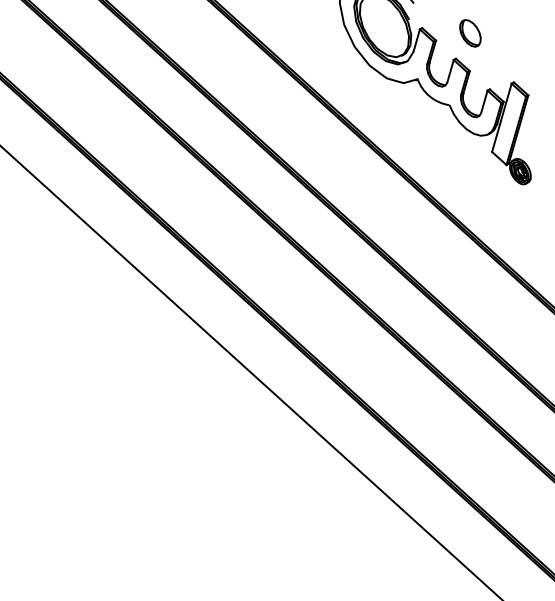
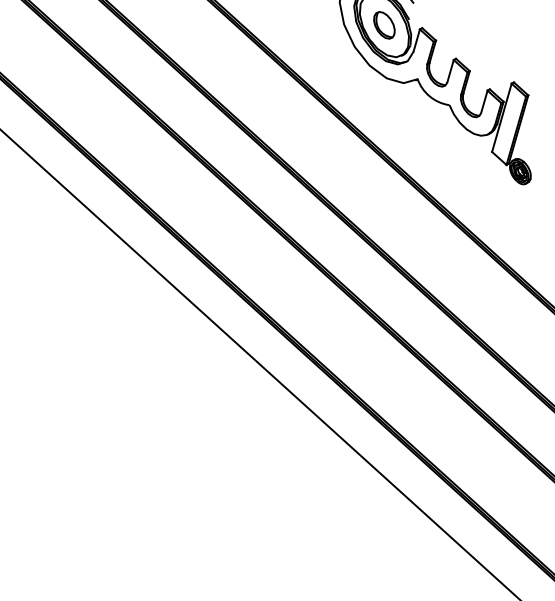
part position: (470, 33) -> (384, 25) (384, 25)
line position: (250, 372) -> (259, 364) (259, 364)
